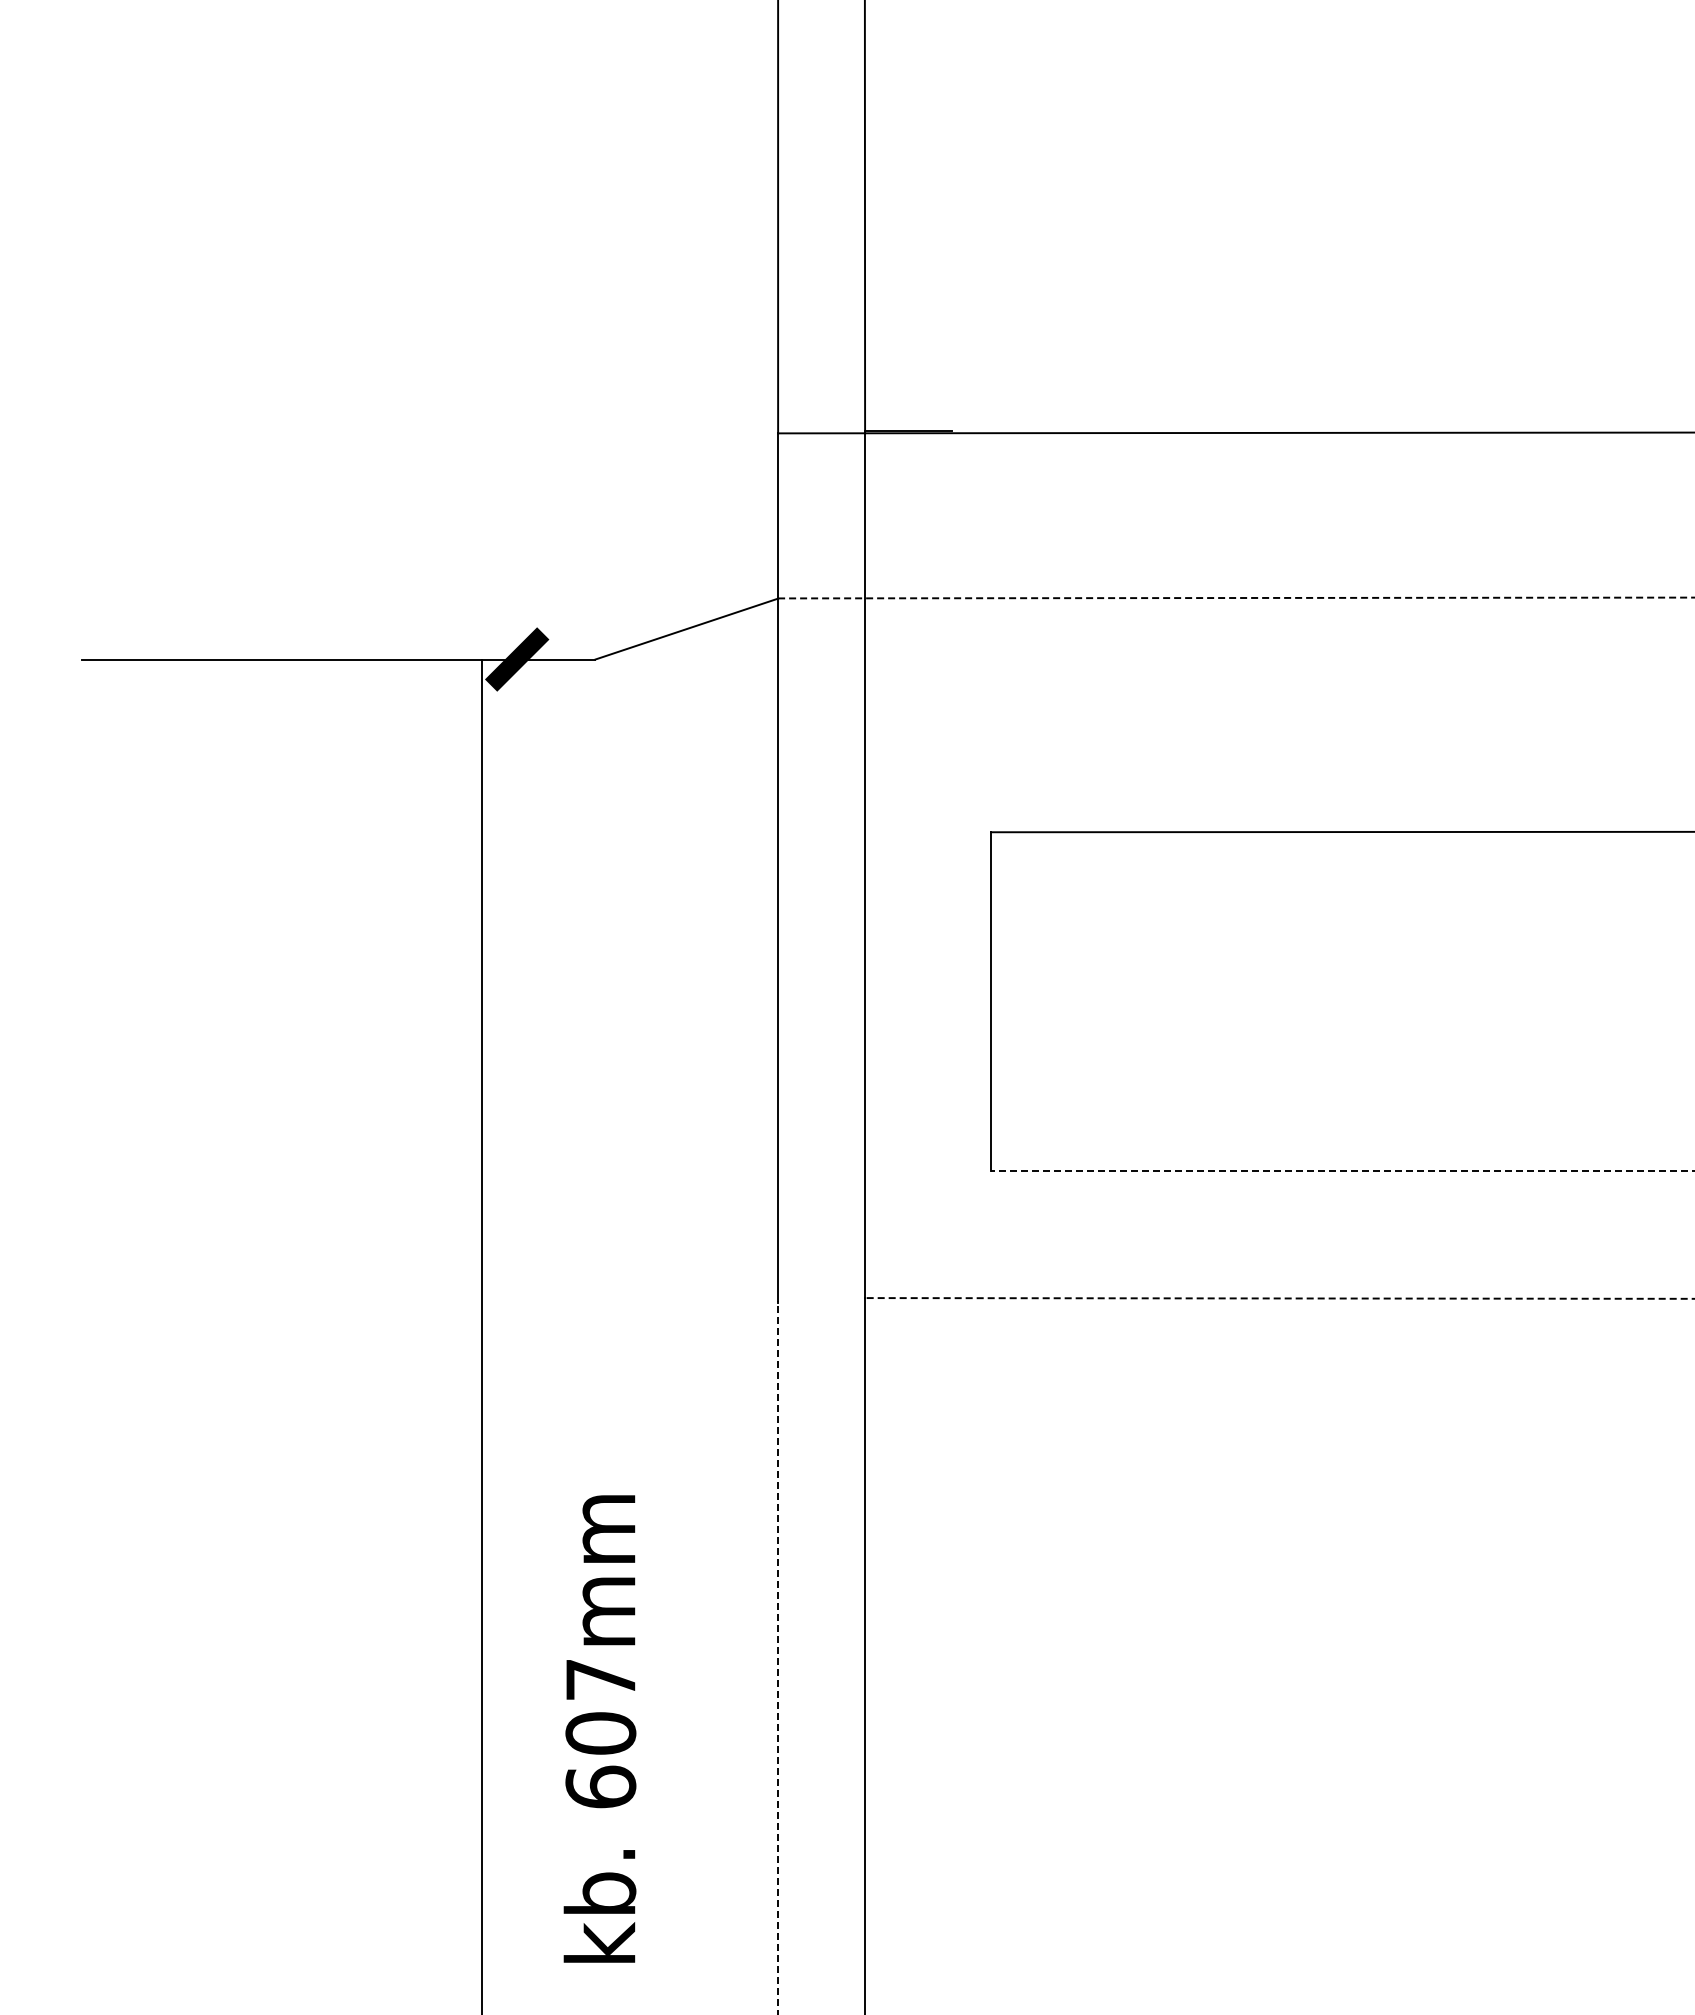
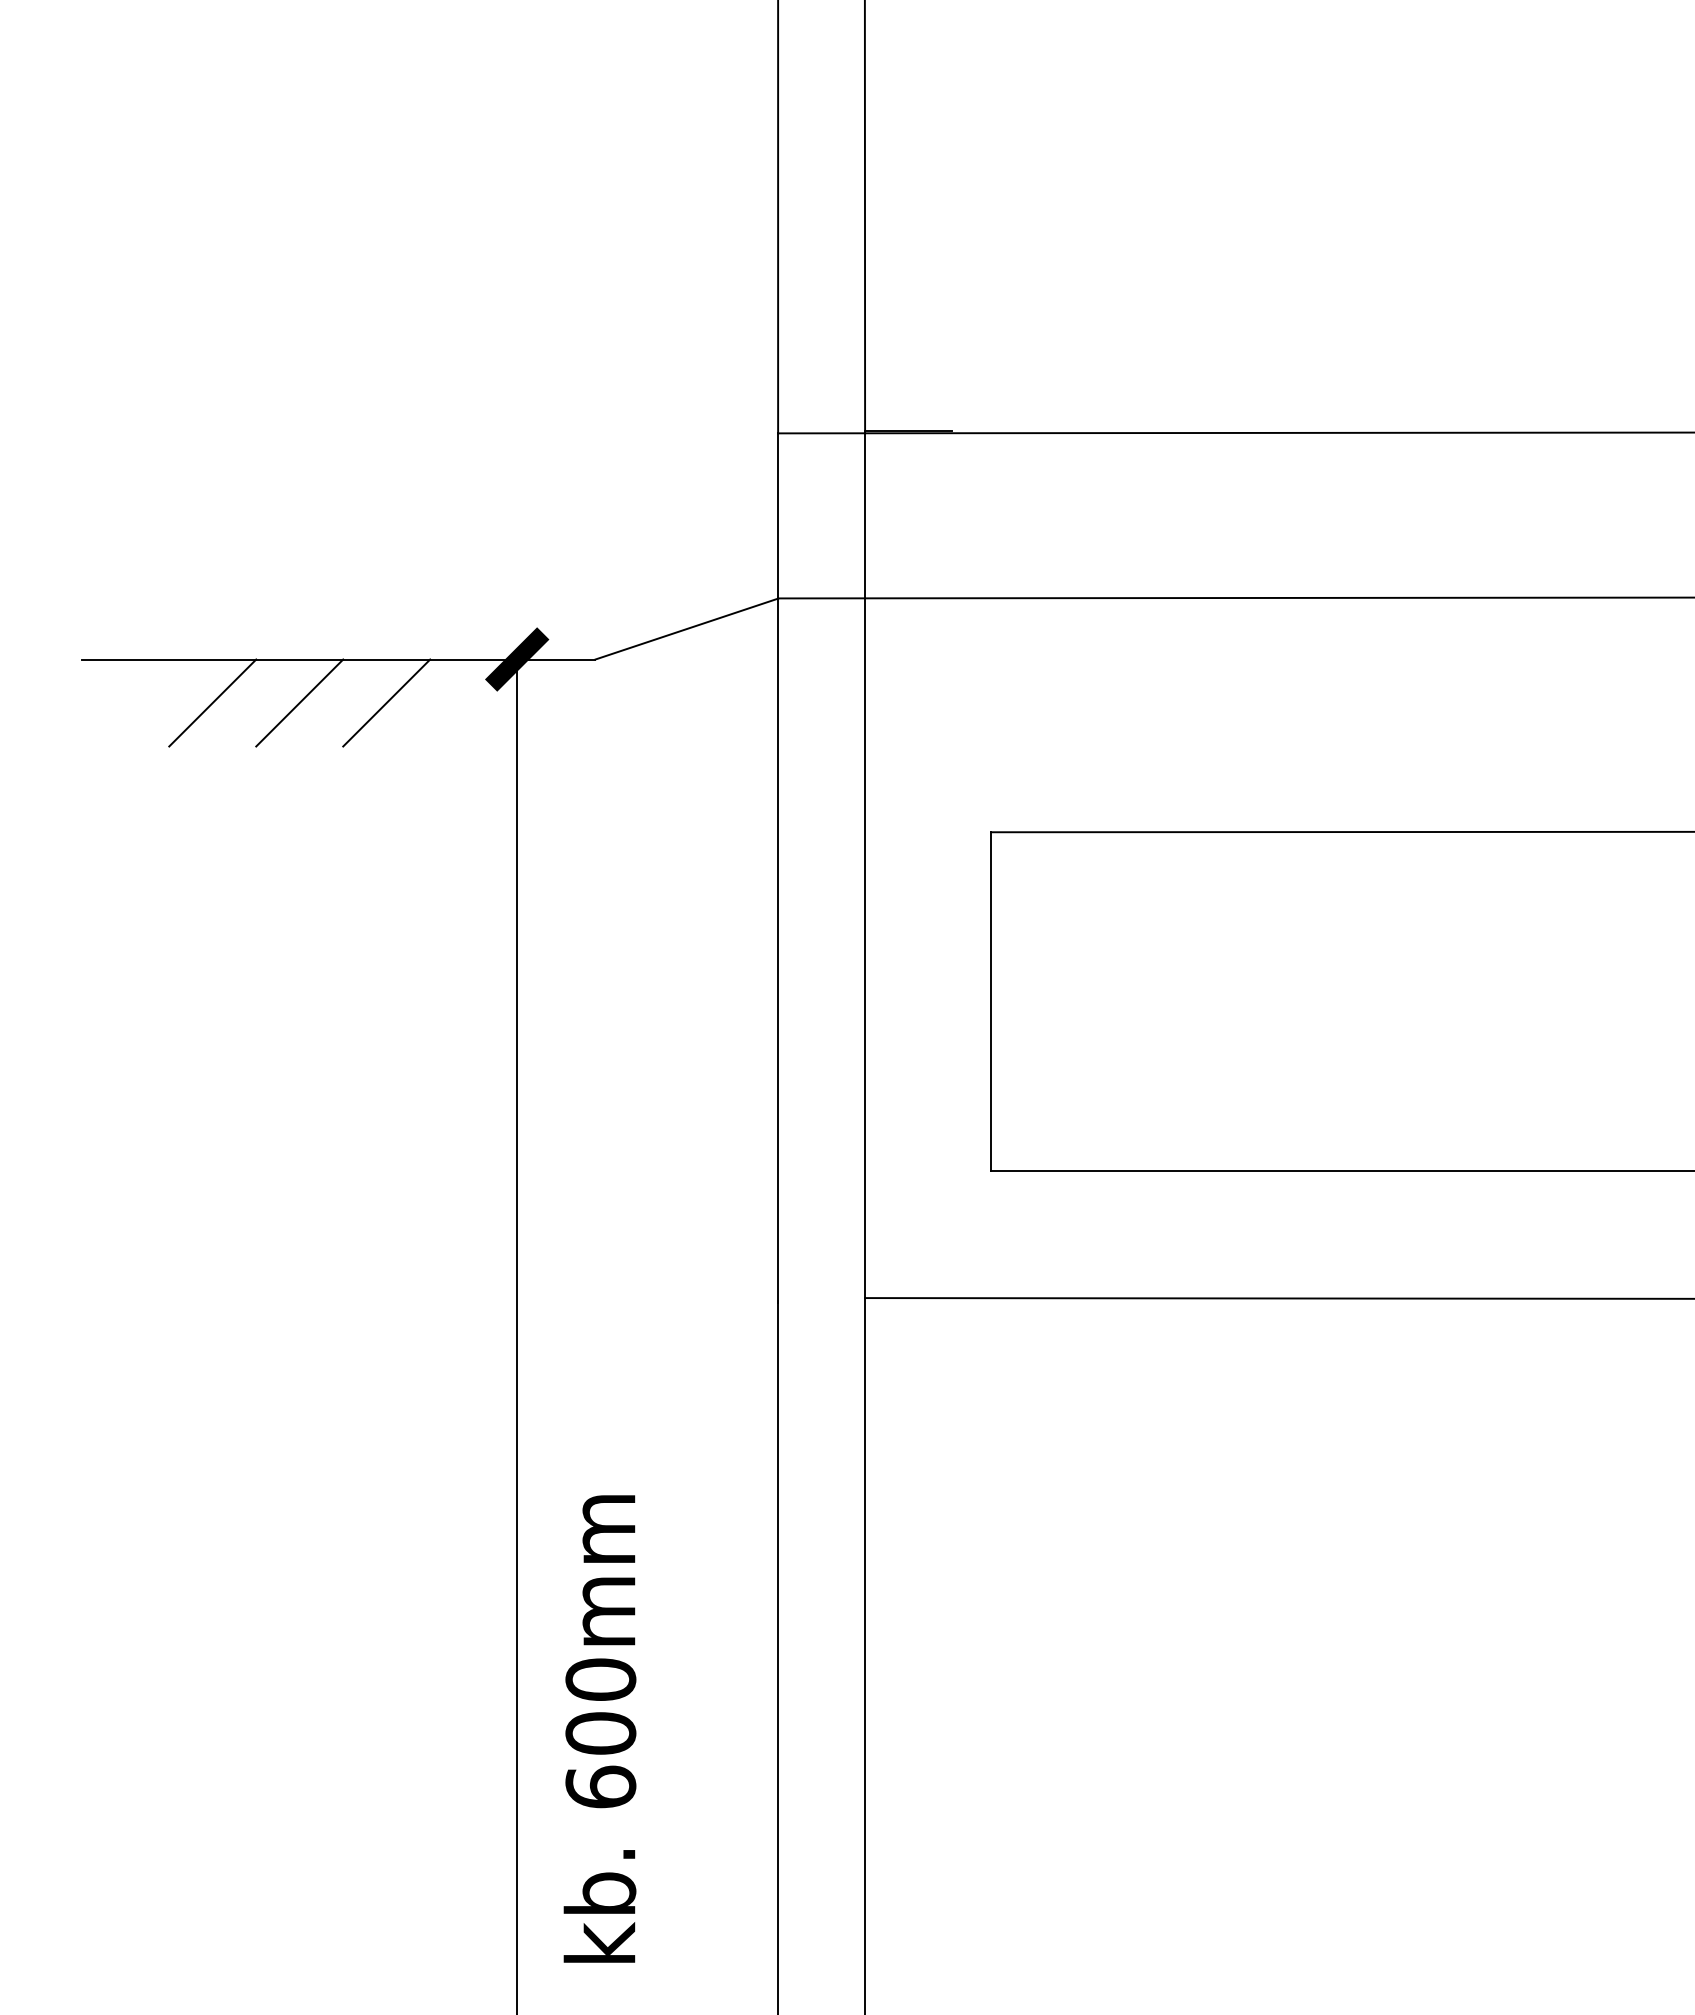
line: dashed -> solid (1237, 598)
line: none -> present (212, 702)
line: none -> present (299, 702)
line: none -> present (386, 702)
line: dashed -> solid (1343, 1171)
line: dashed -> solid (1280, 1298)
line position: (482, 1335) -> (517, 1335) (517, 1335)
line: dashed -> solid (778, 1657)
text: 607mm -> 600mm (600, 1679)
